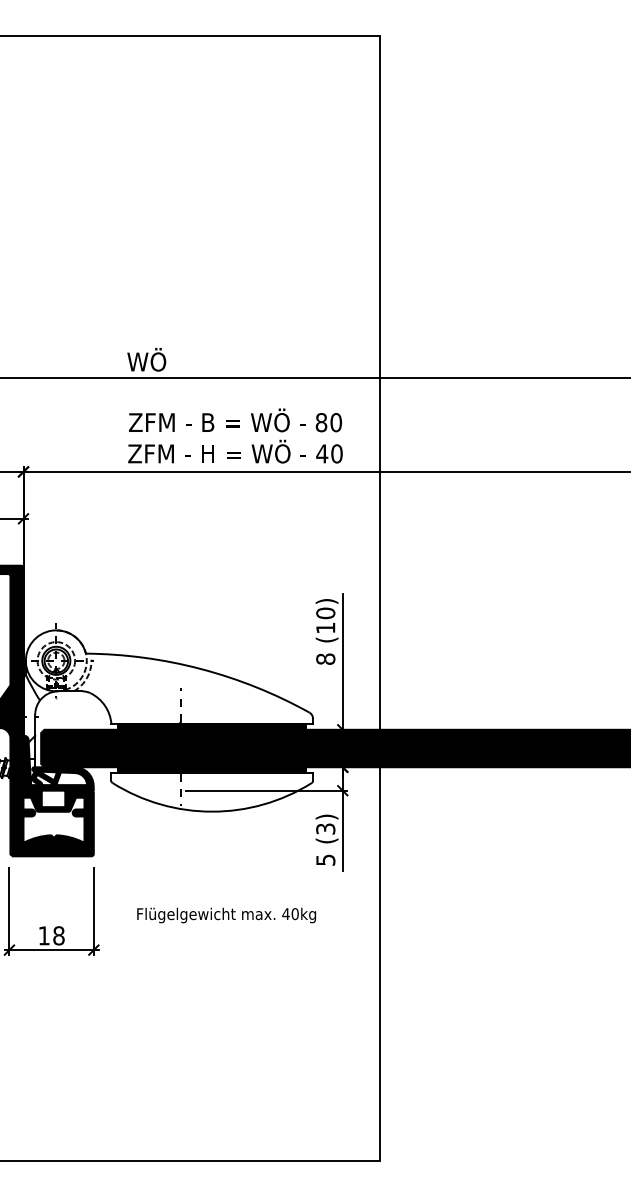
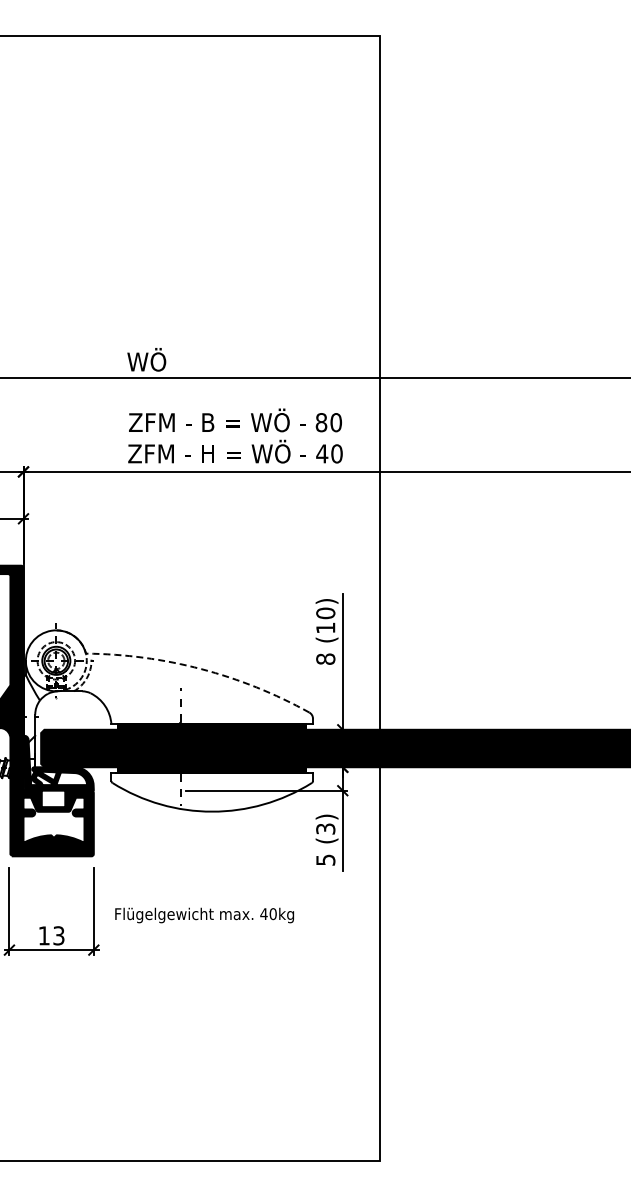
arc: solid -> dashed (201, 669)
text position: (226, 915) -> (204, 915) (204, 915)
text: 18 -> 13 (58, 935)
